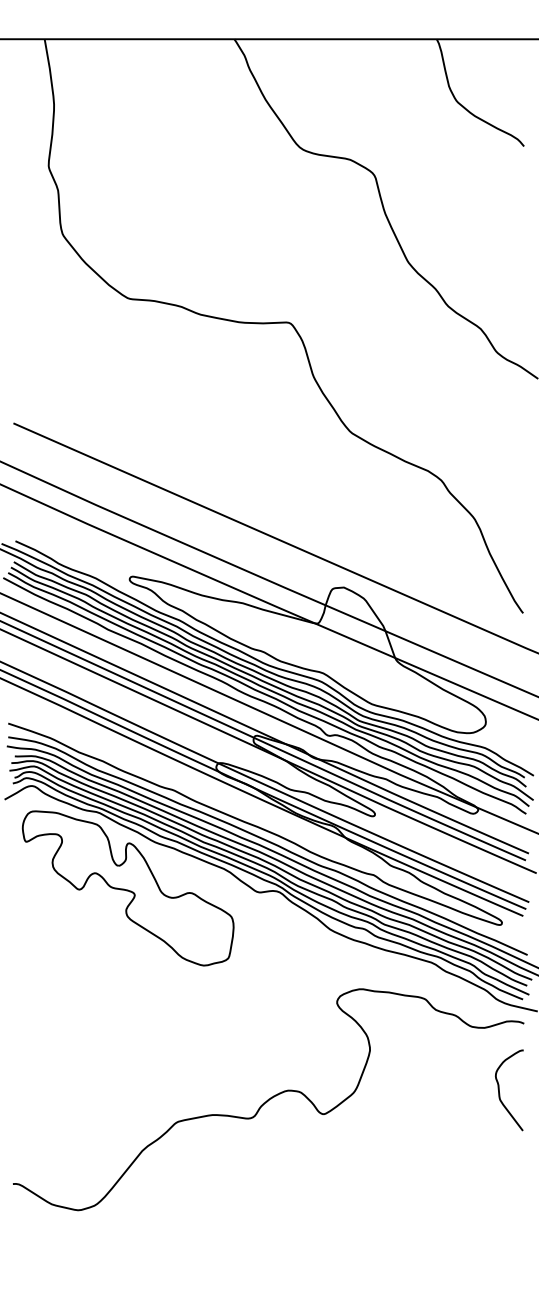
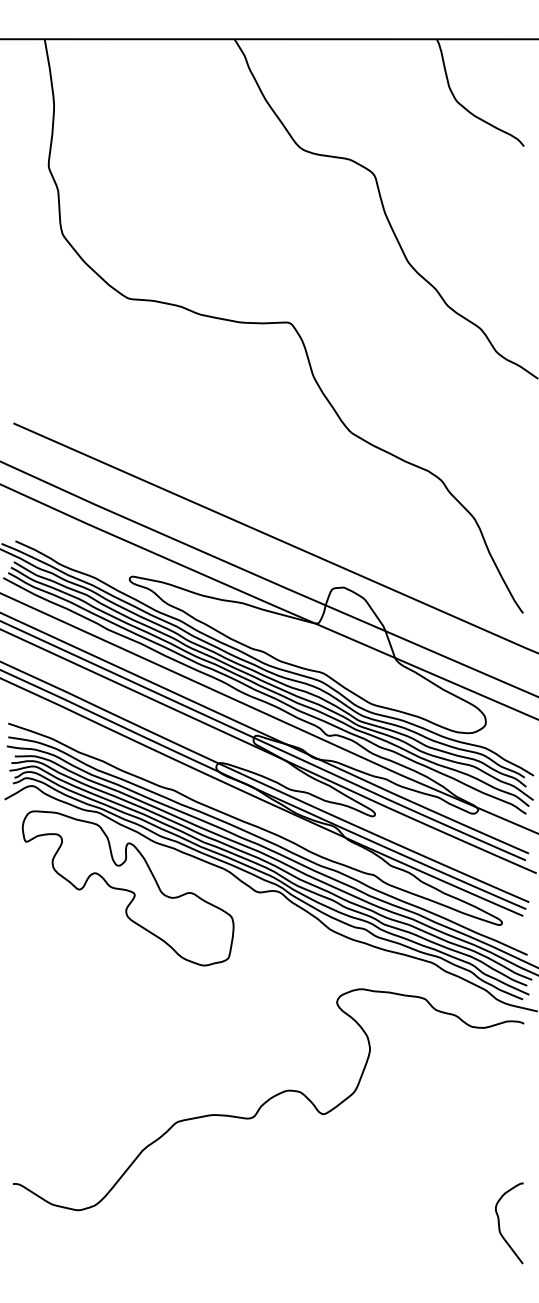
curve position: (500, 1093) -> (500, 1226) (500, 1226)
